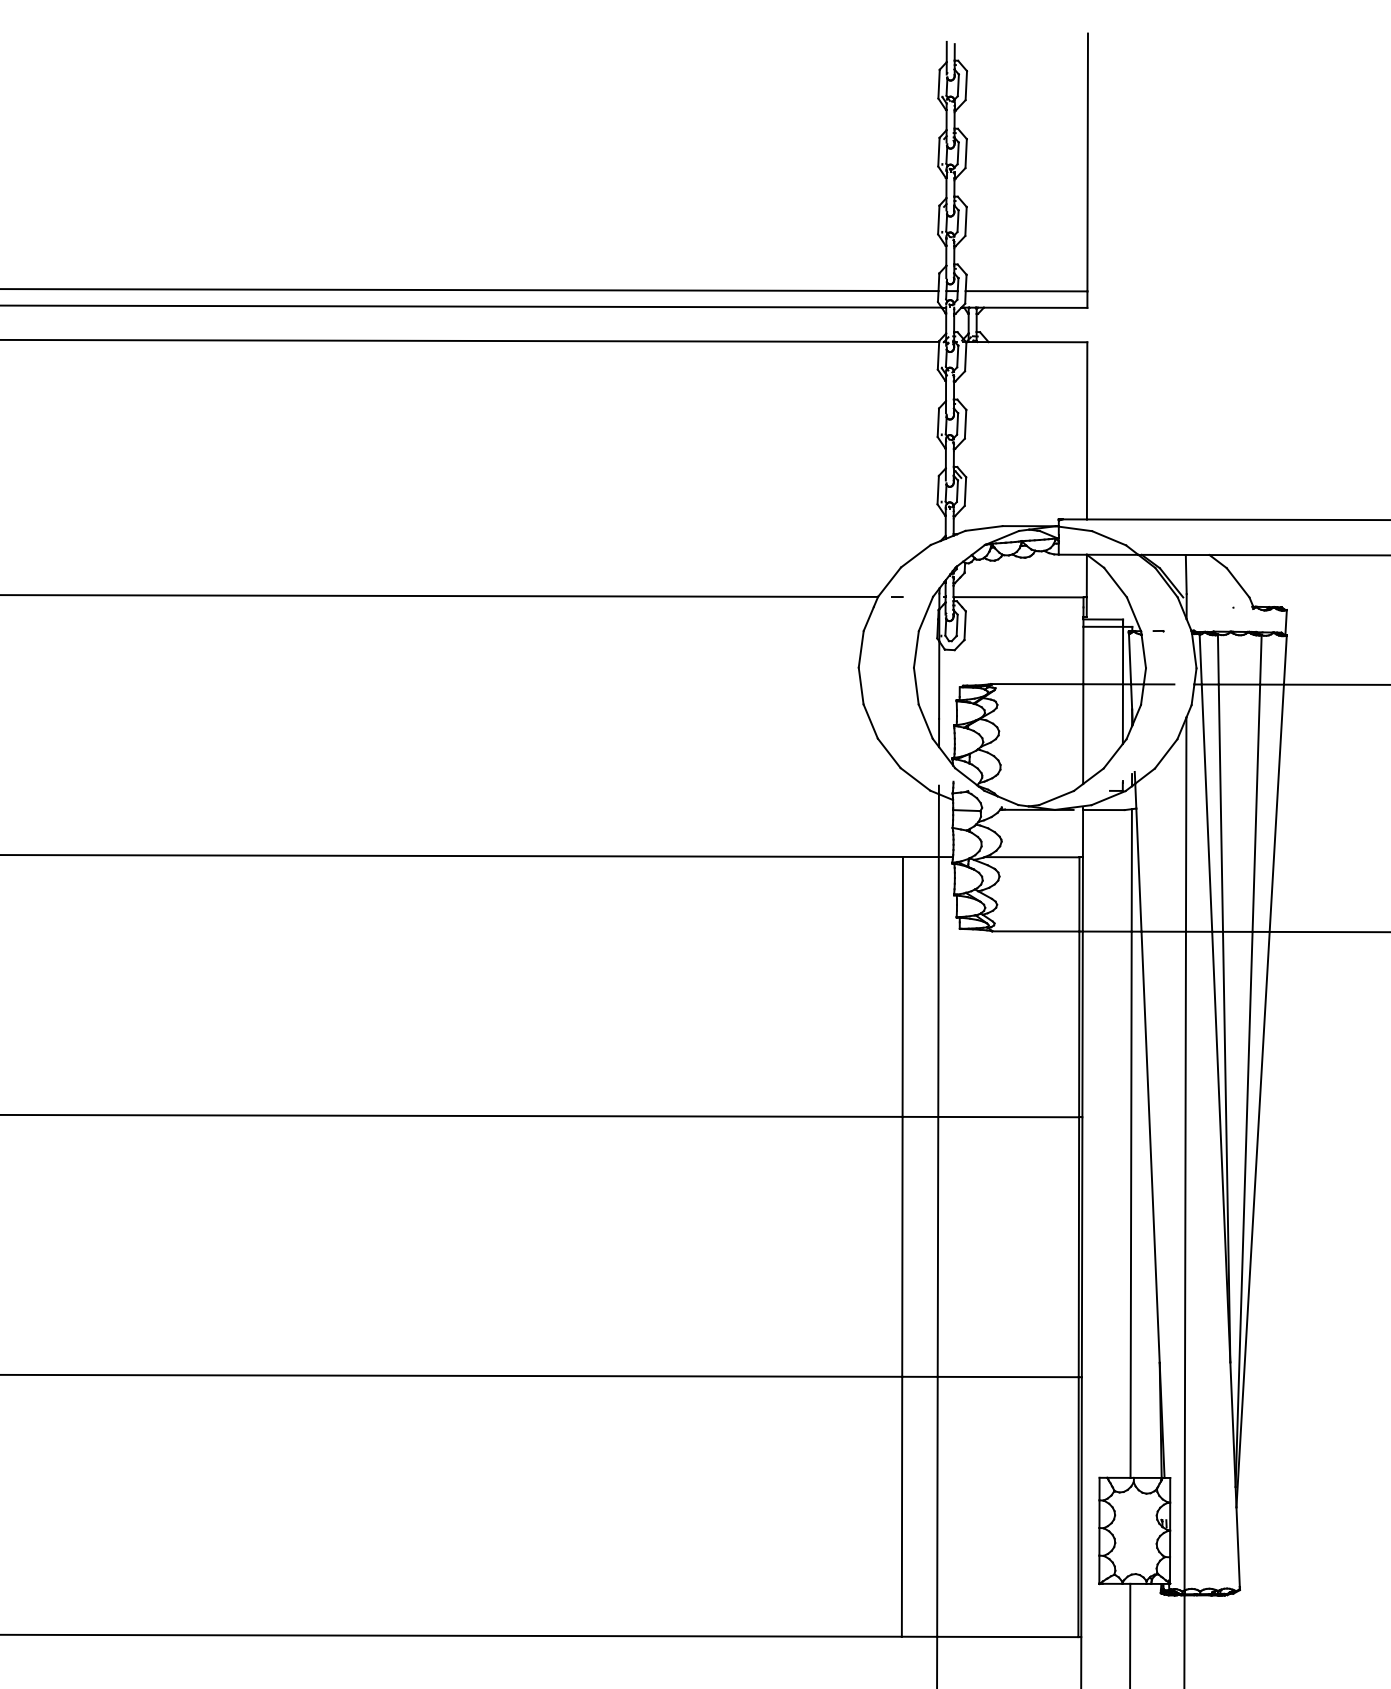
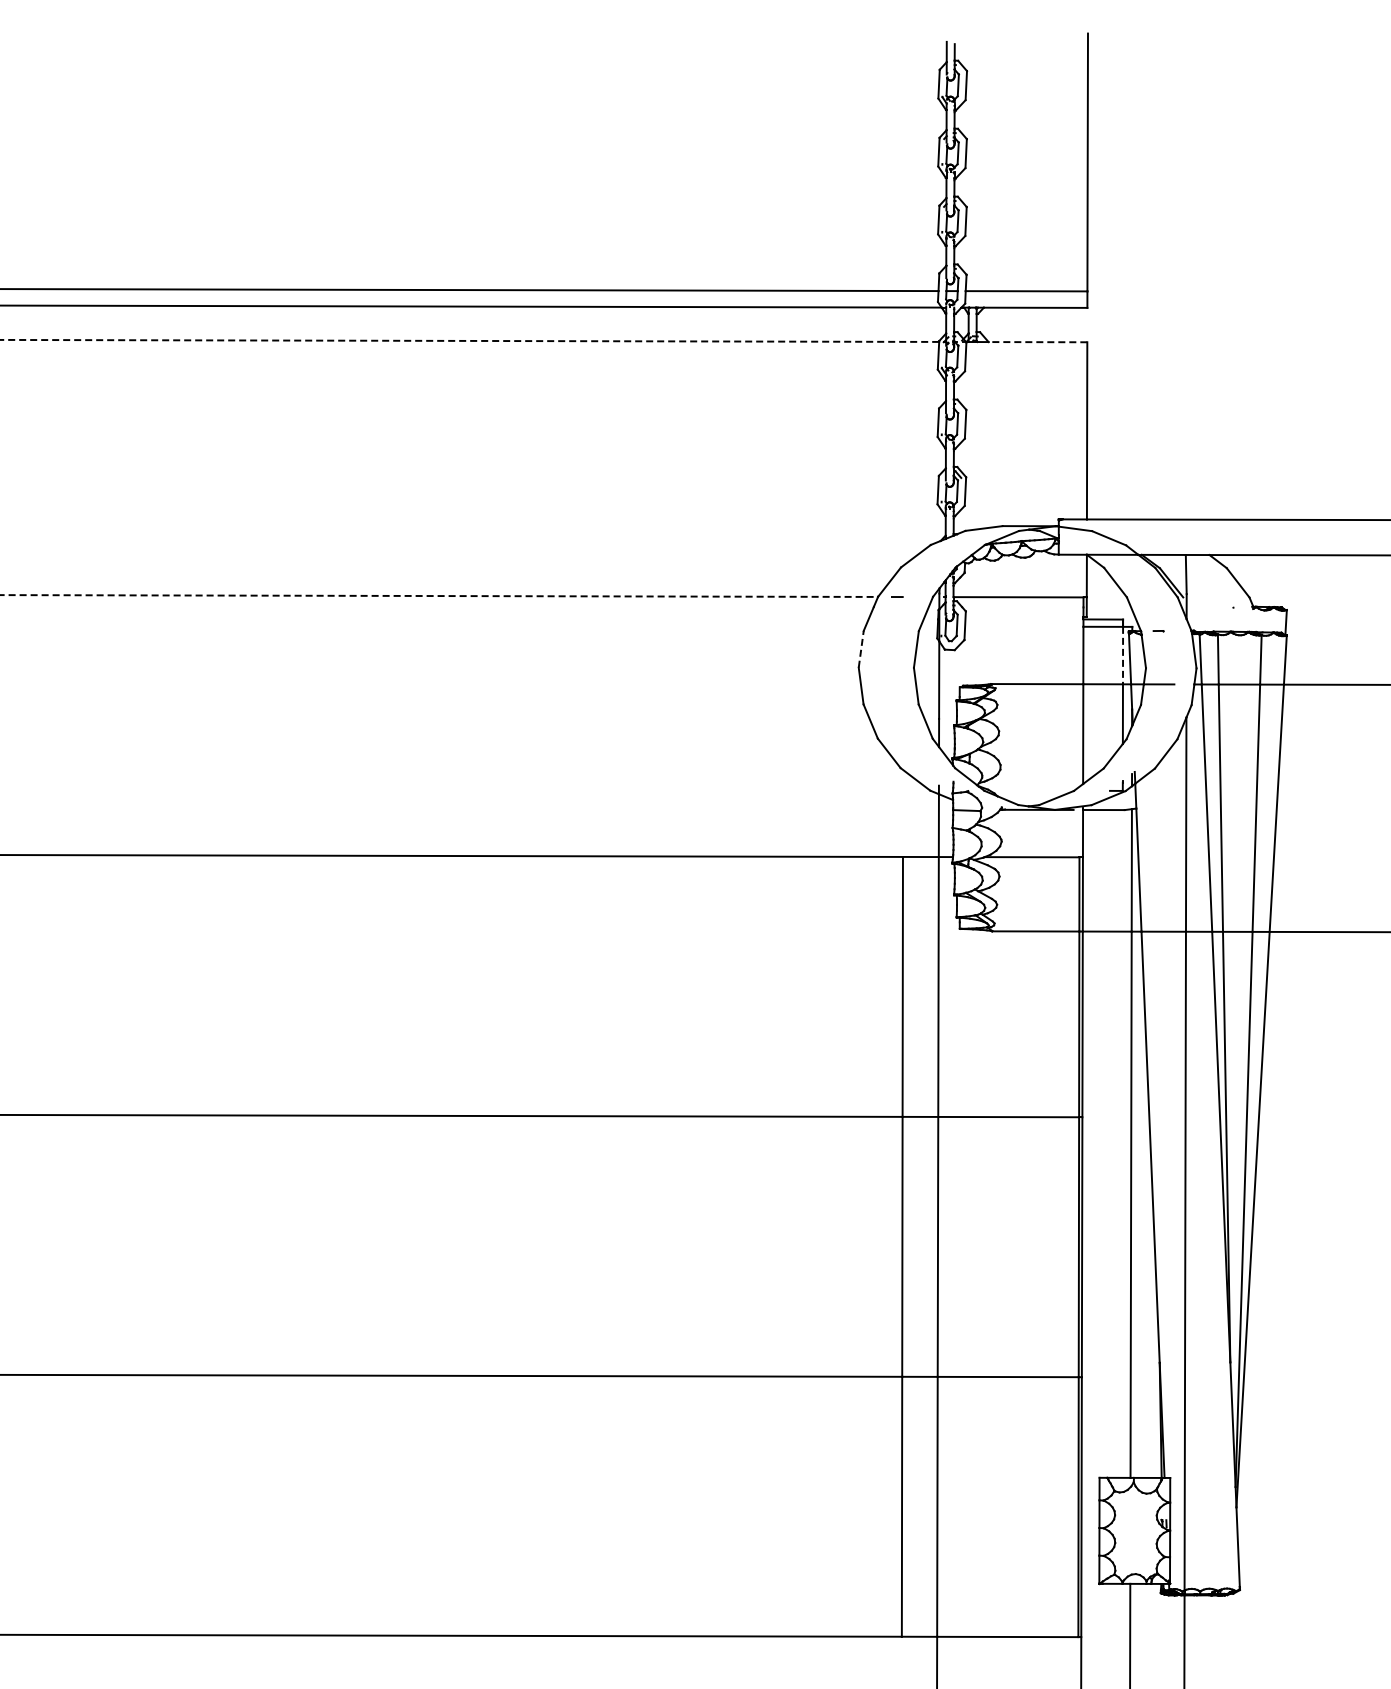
line: solid -> dashed (469, 340)
line: solid -> dashed (1037, 342)
line: solid -> dashed (439, 596)
line: solid -> dashed (861, 649)
line: solid -> dashed (1123, 655)
